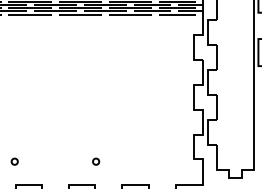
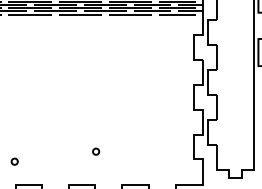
part position: (96, 161) -> (96, 151) (96, 151)
